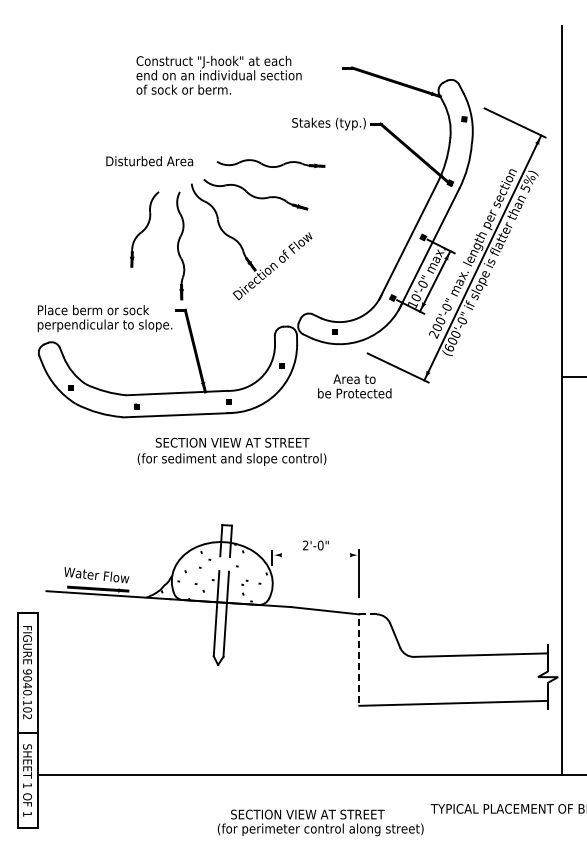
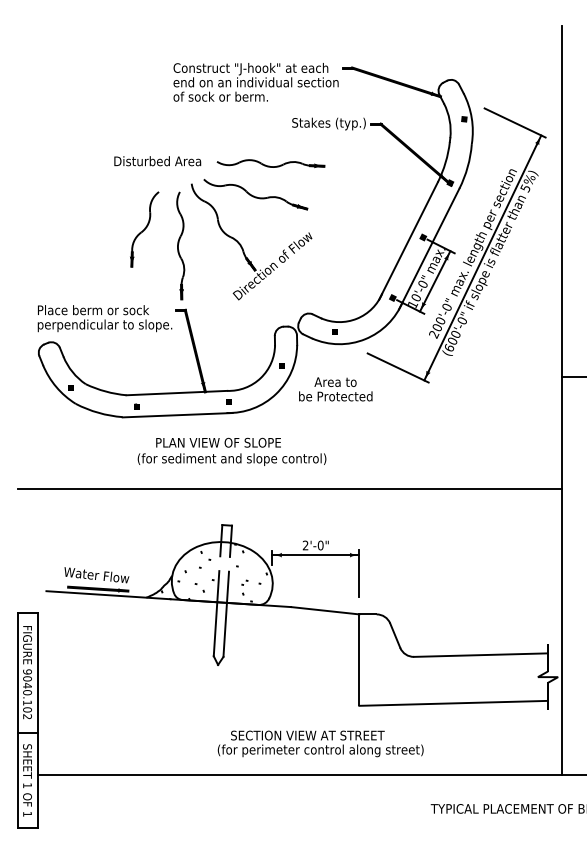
text position: (218, 75) -> (255, 82) (255, 82)
text position: (149, 161) -> (157, 161) (157, 161)
text position: (354, 386) -> (335, 389) (335, 389)
text: SECTION VIEW AT STREET -> PLAN VIEW OF SLOPE (232, 442)
line: none -> present (289, 488)
line: none -> present (315, 555)
line: dashed -> solid (359, 651)
text position: (320, 822) -> (320, 743) (320, 743)
